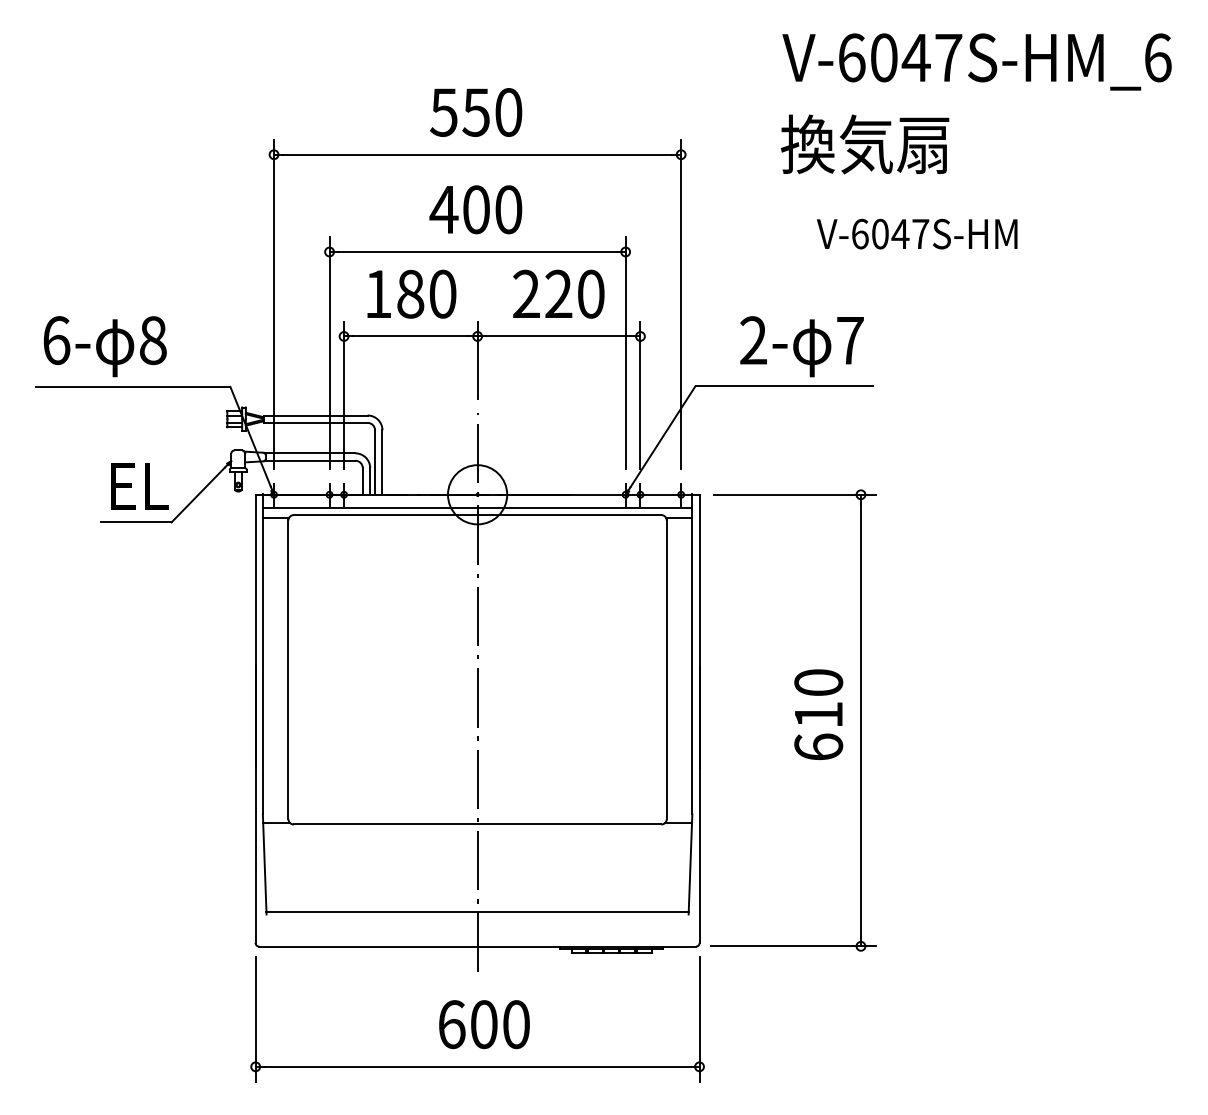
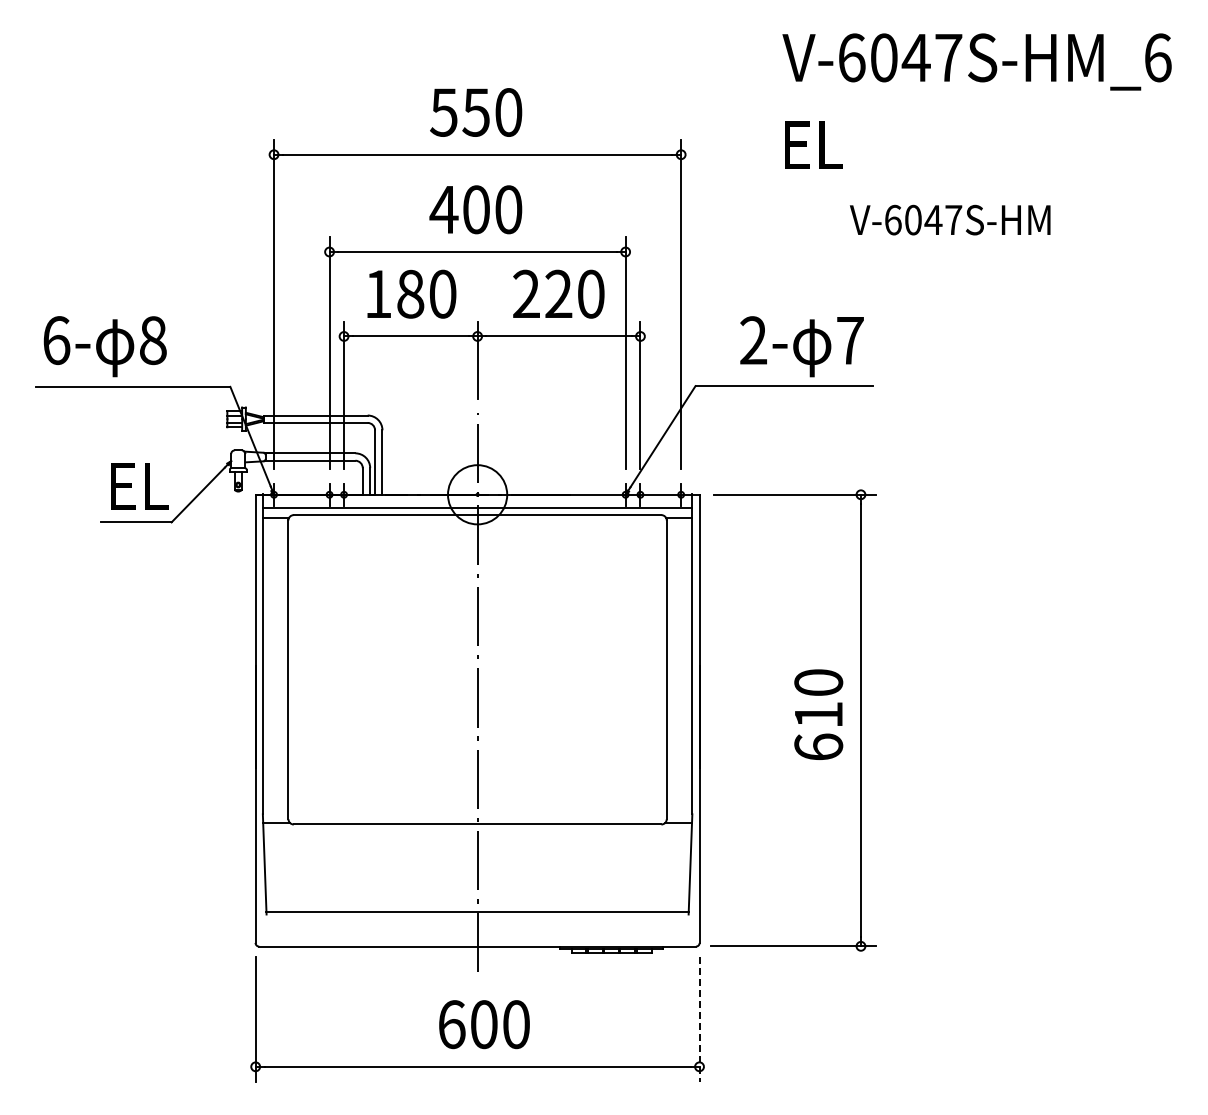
text: 換気扇 -> EL (865, 144)
text position: (917, 233) -> (950, 219) (950, 219)
line: solid -> dashed (699, 1020)
